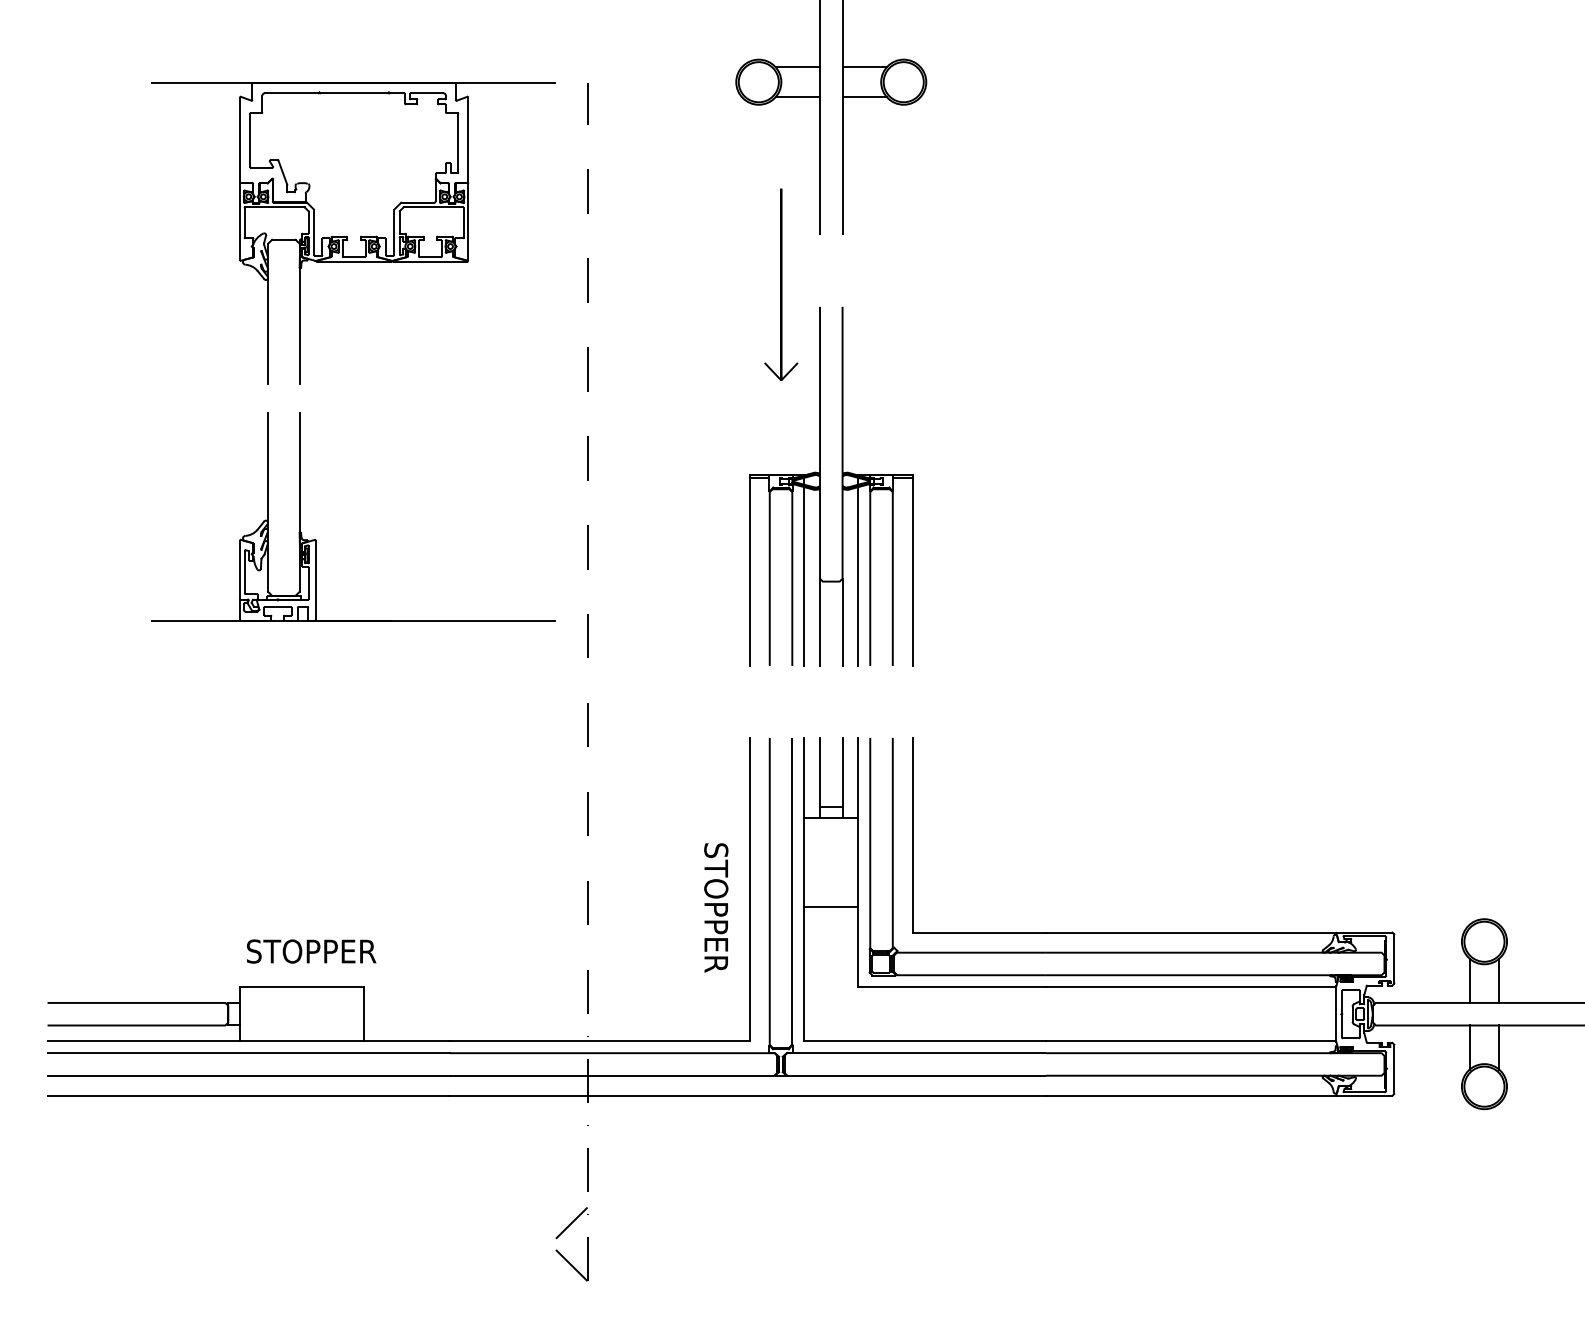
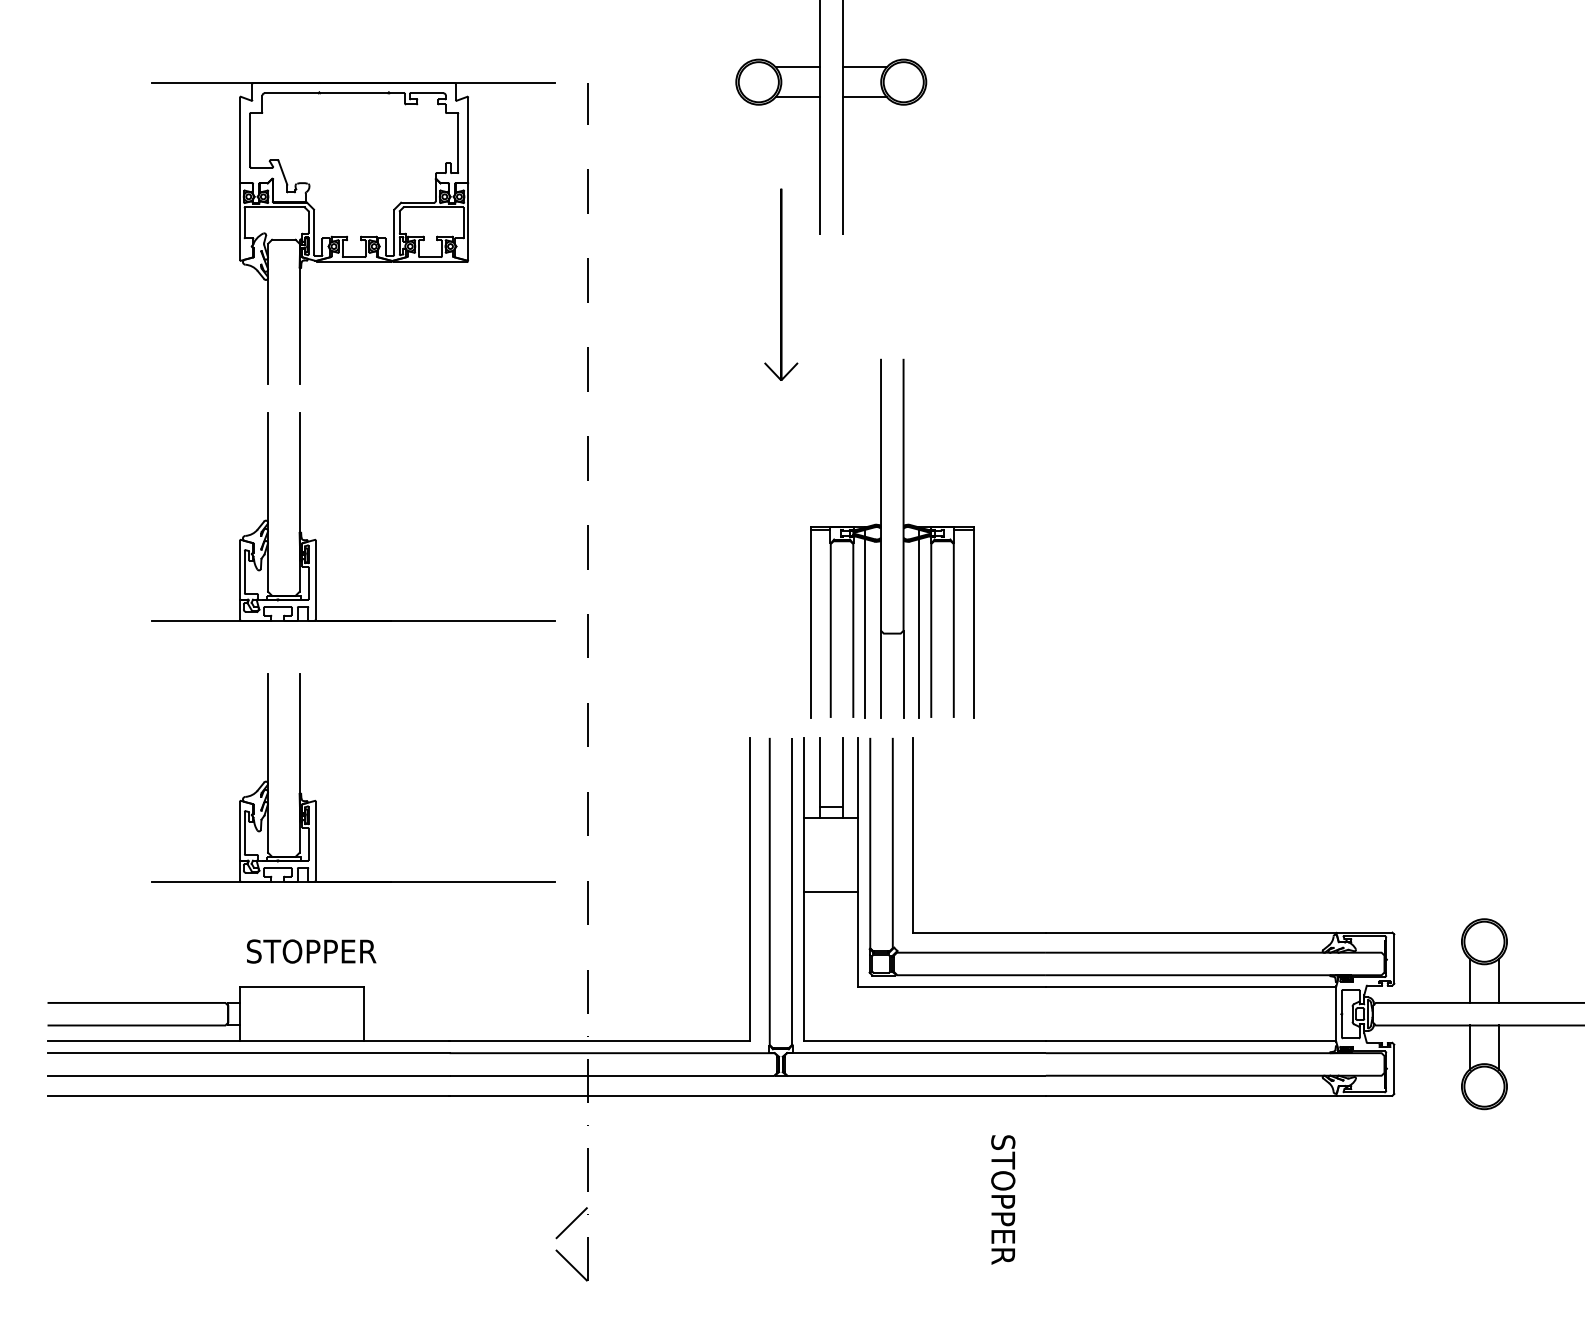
part position: (841, 486) -> (902, 538) (902, 538)
part: none -> present (316, 800)
text position: (716, 907) -> (1003, 1199) (1003, 1199)
line position: (831, 907) -> (831, 892) (831, 892)
